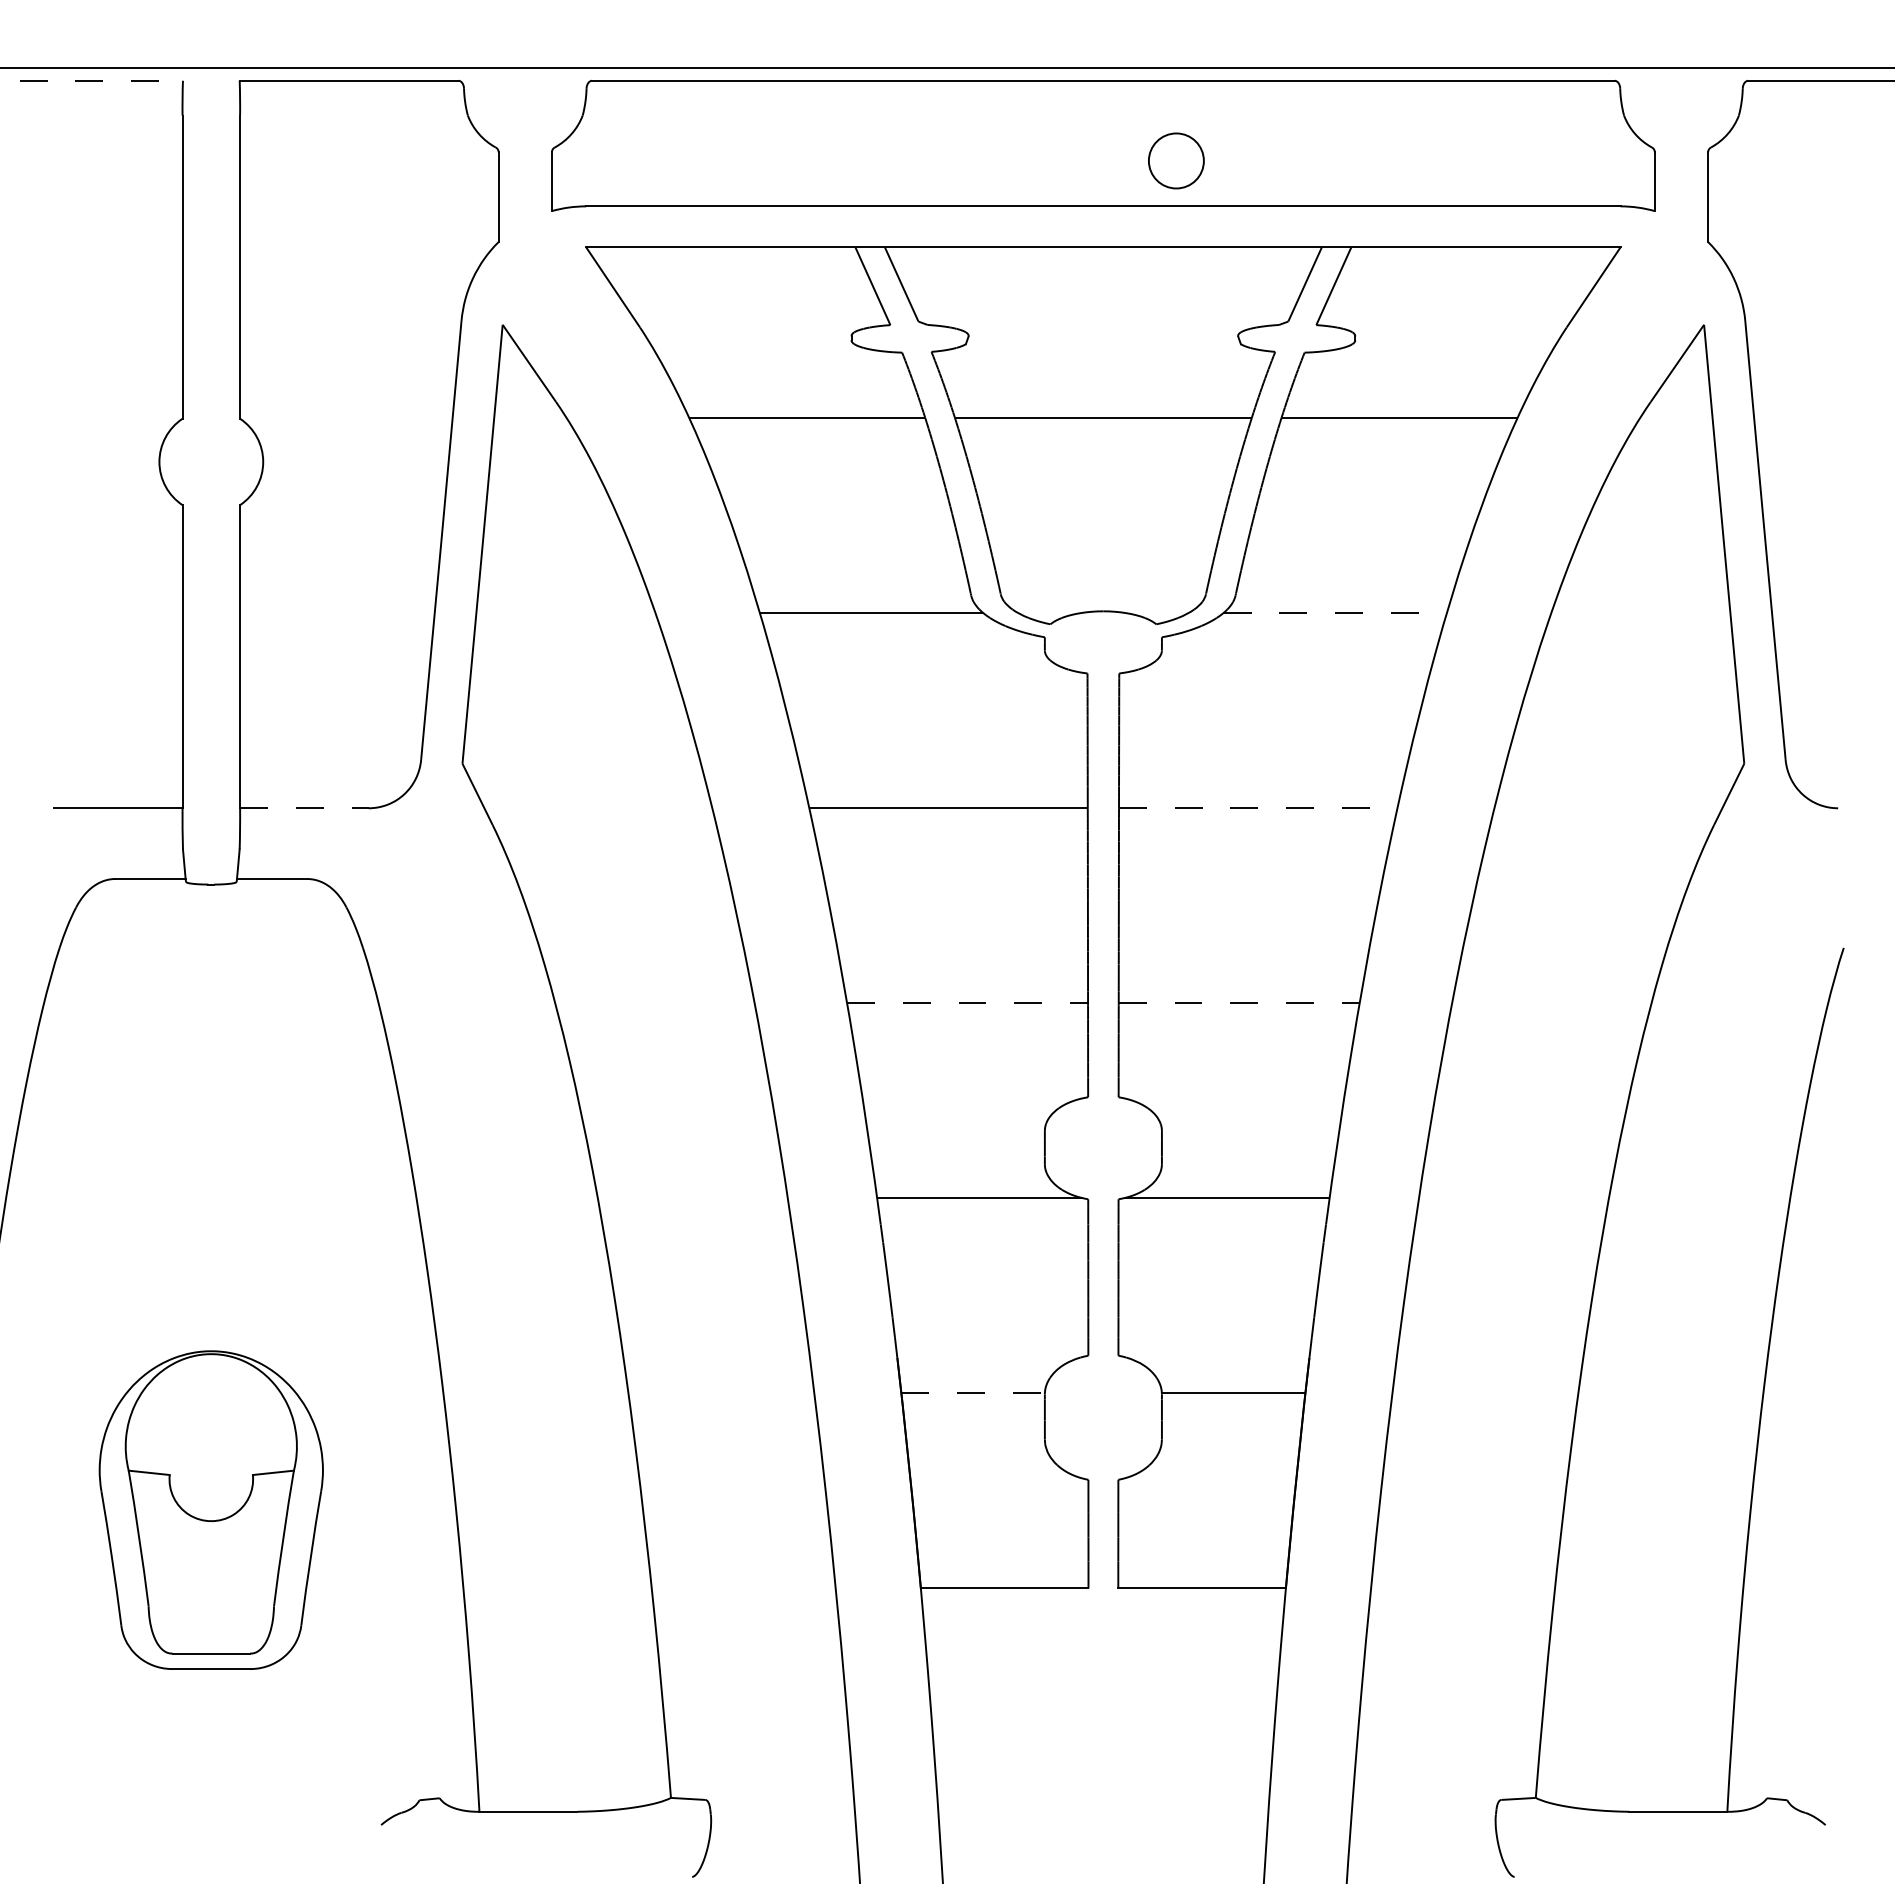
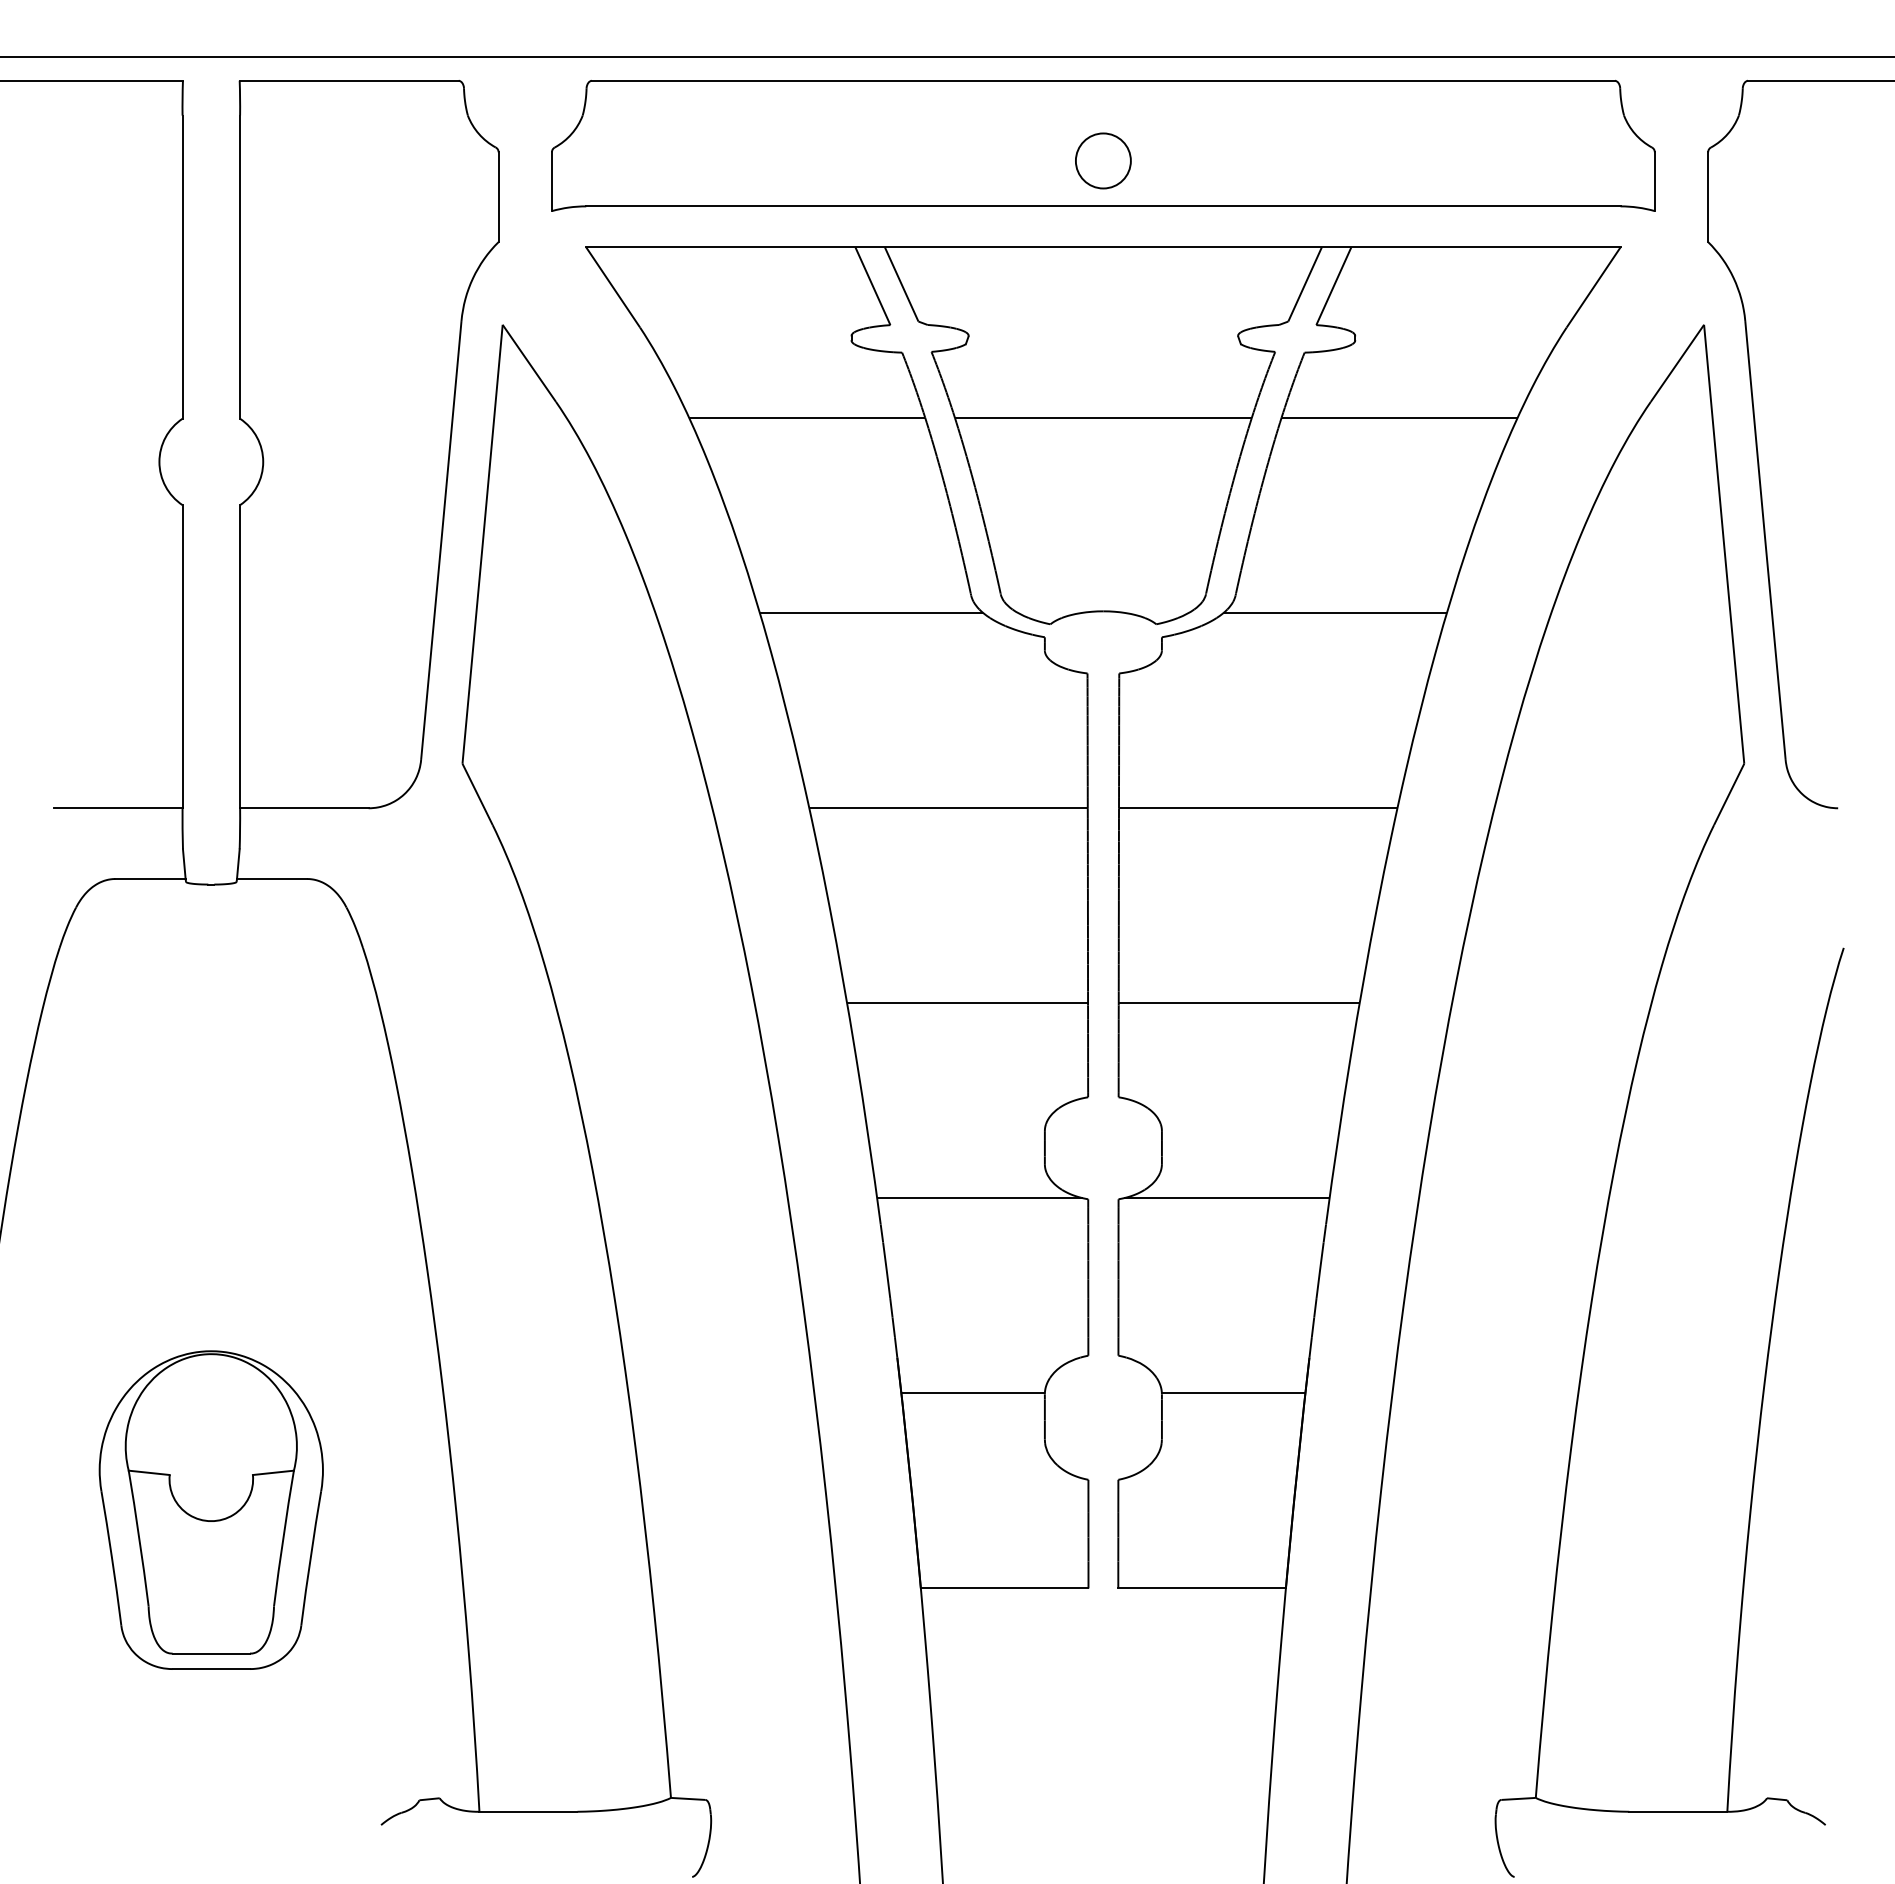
line position: (946, 67) -> (946, 56) (946, 56)
line: dashed -> solid (92, 80)
circle position: (1176, 160) -> (1103, 160) (1103, 160)
line: dashed -> solid (1335, 612)
line: dashed -> solid (304, 808)
line: dashed -> solid (1258, 808)
line: dashed -> solid (968, 1003)
line: dashed -> solid (1239, 1003)
line: dashed -> solid (973, 1393)
